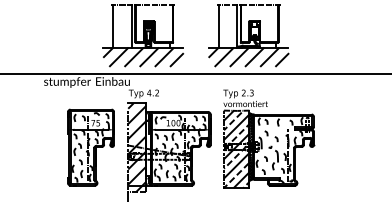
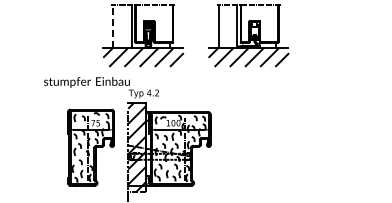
line: solid -> dashed (113, 25)
line: present -> none (195, 73)
part: present -> none (269, 138)
